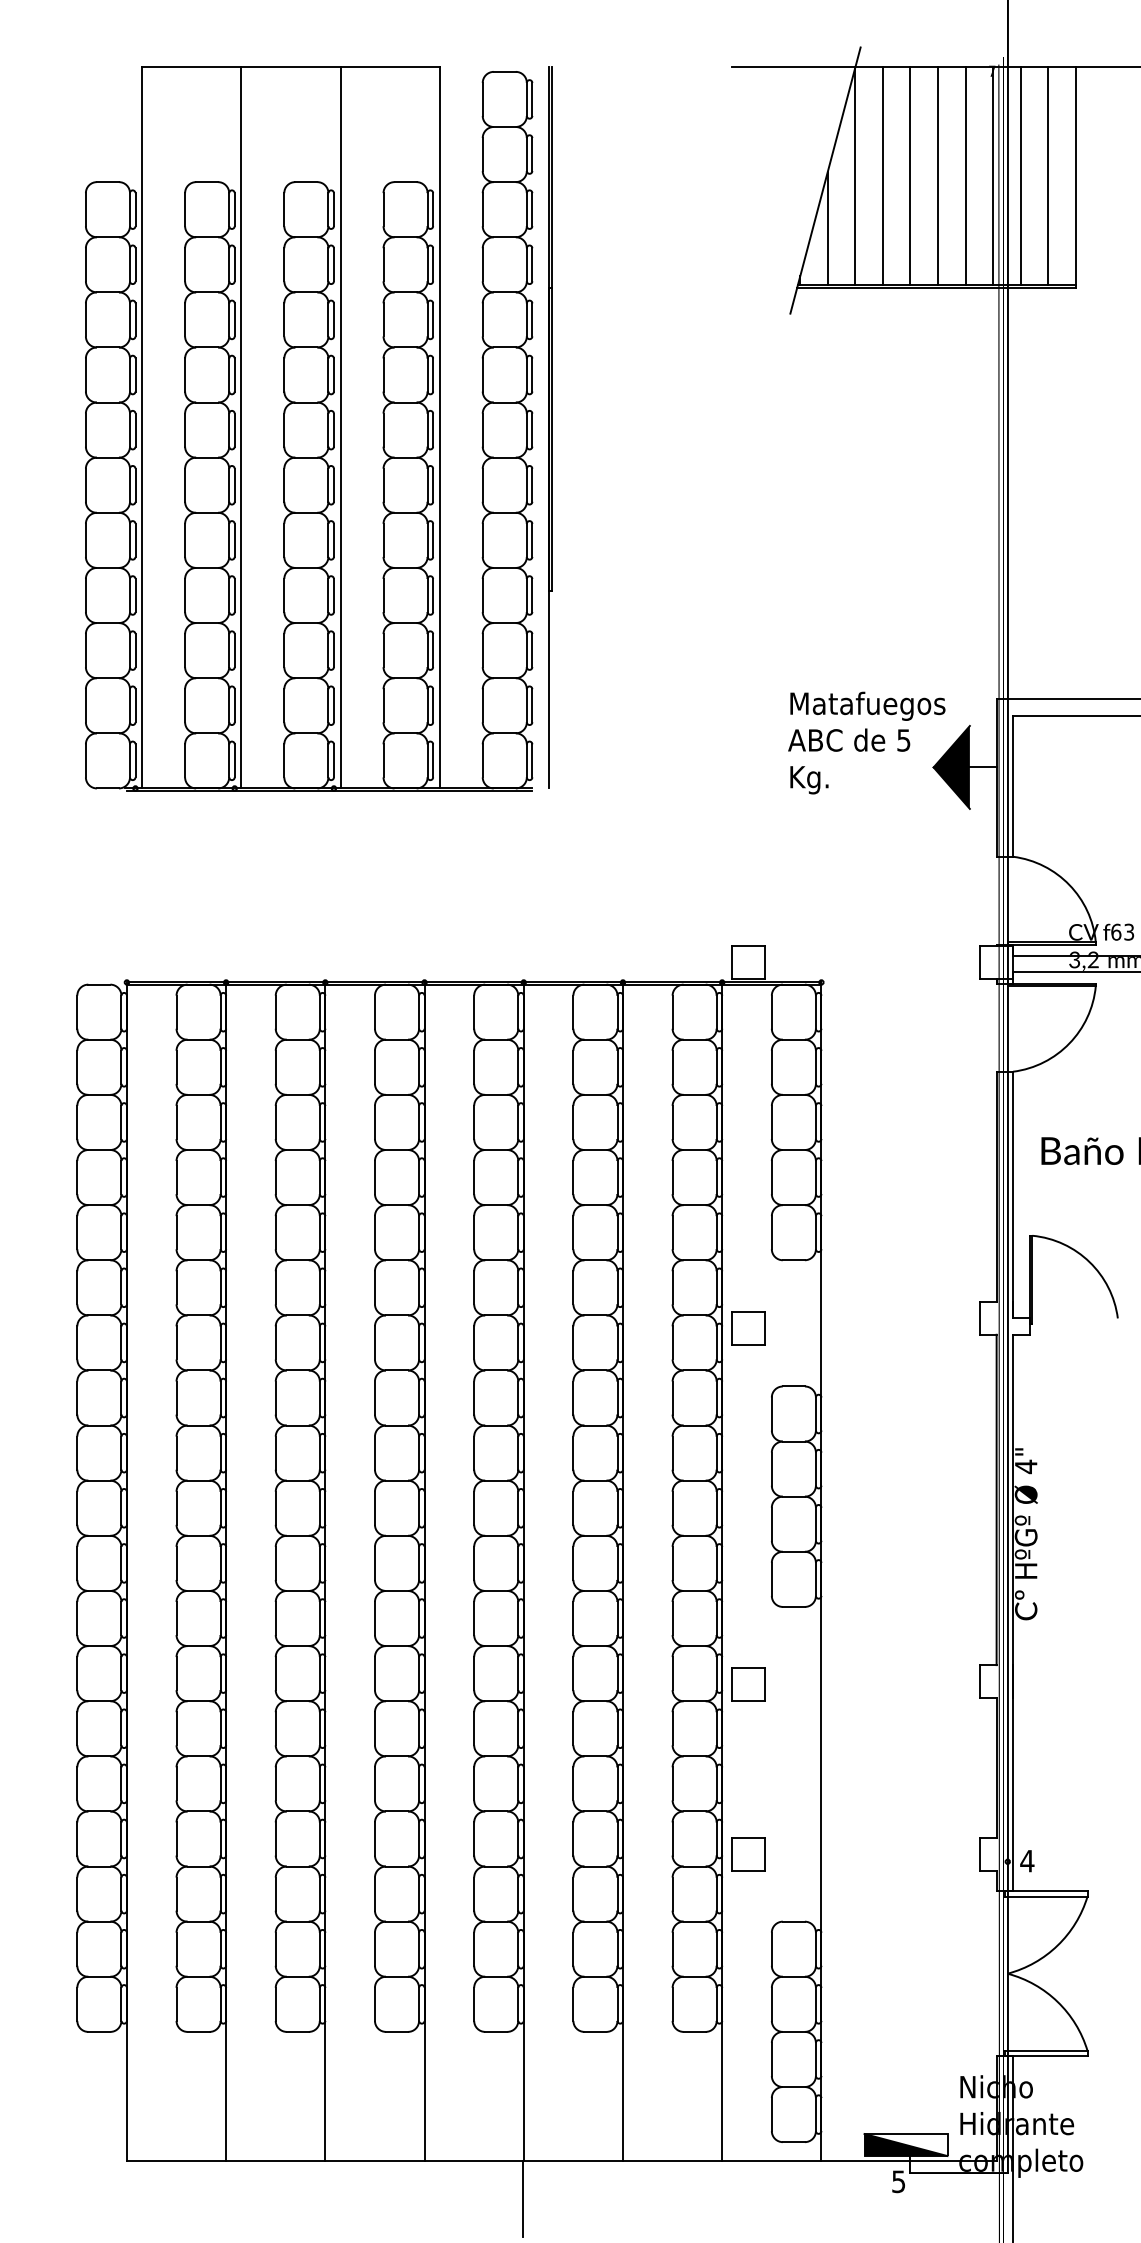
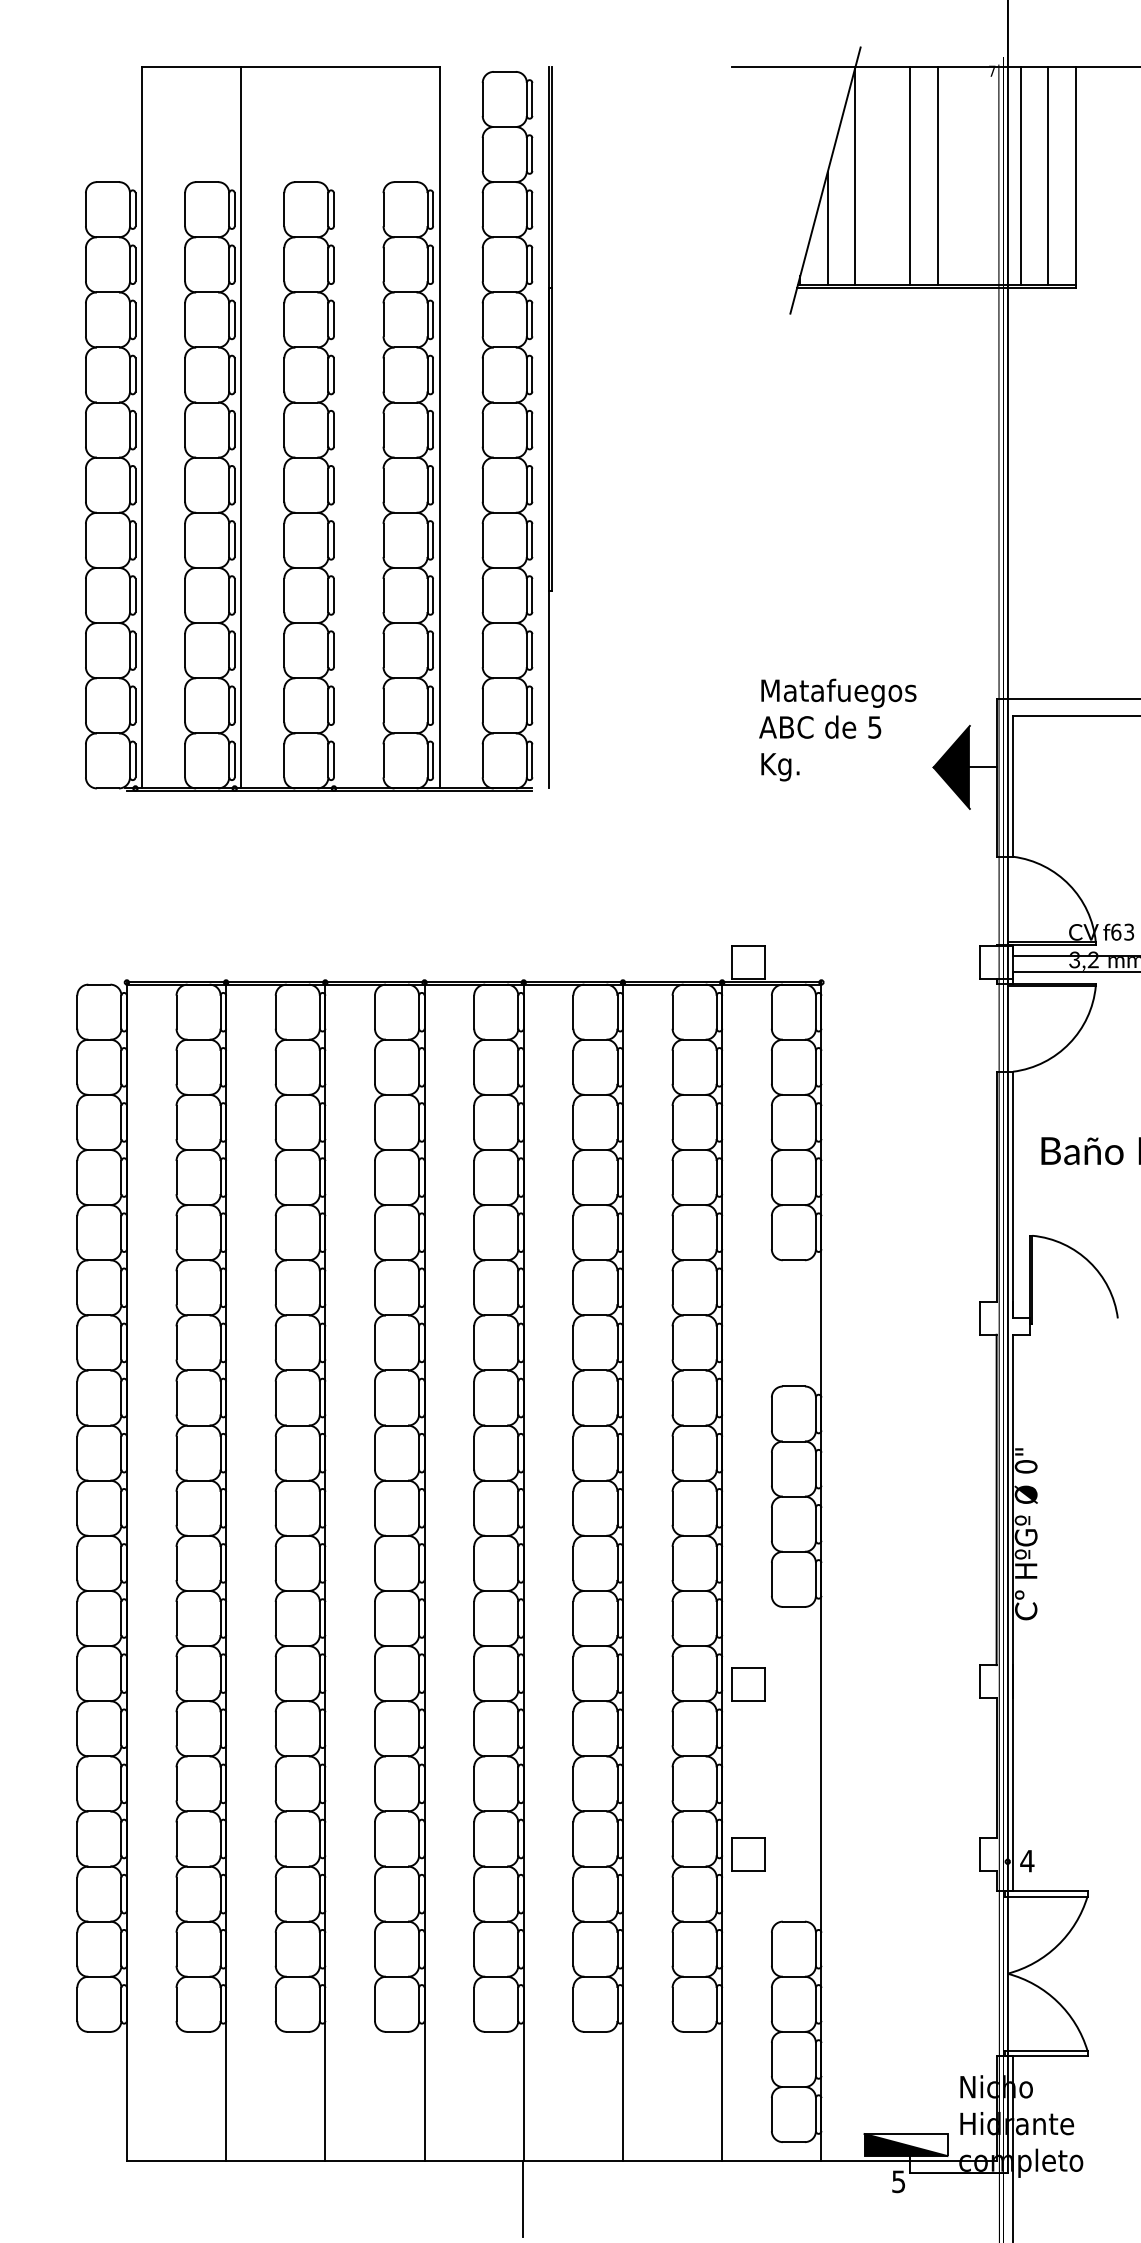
line: present -> none (882, 176)
line: present -> none (965, 176)
line: present -> none (993, 176)
line: present -> none (340, 427)
text position: (866, 742) -> (837, 729) (837, 729)
part: present -> none (748, 1328)
text: 4" -> 0" (1025, 1466)
